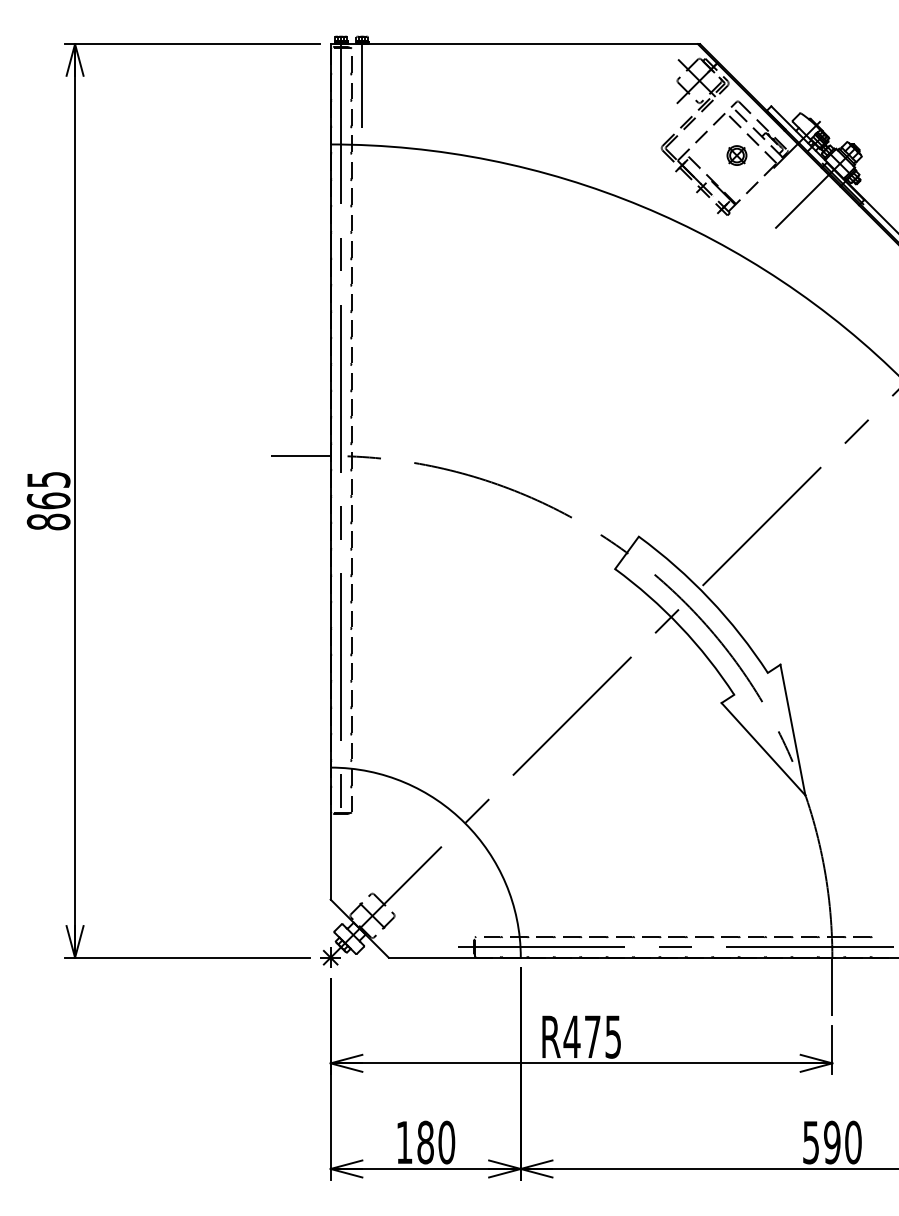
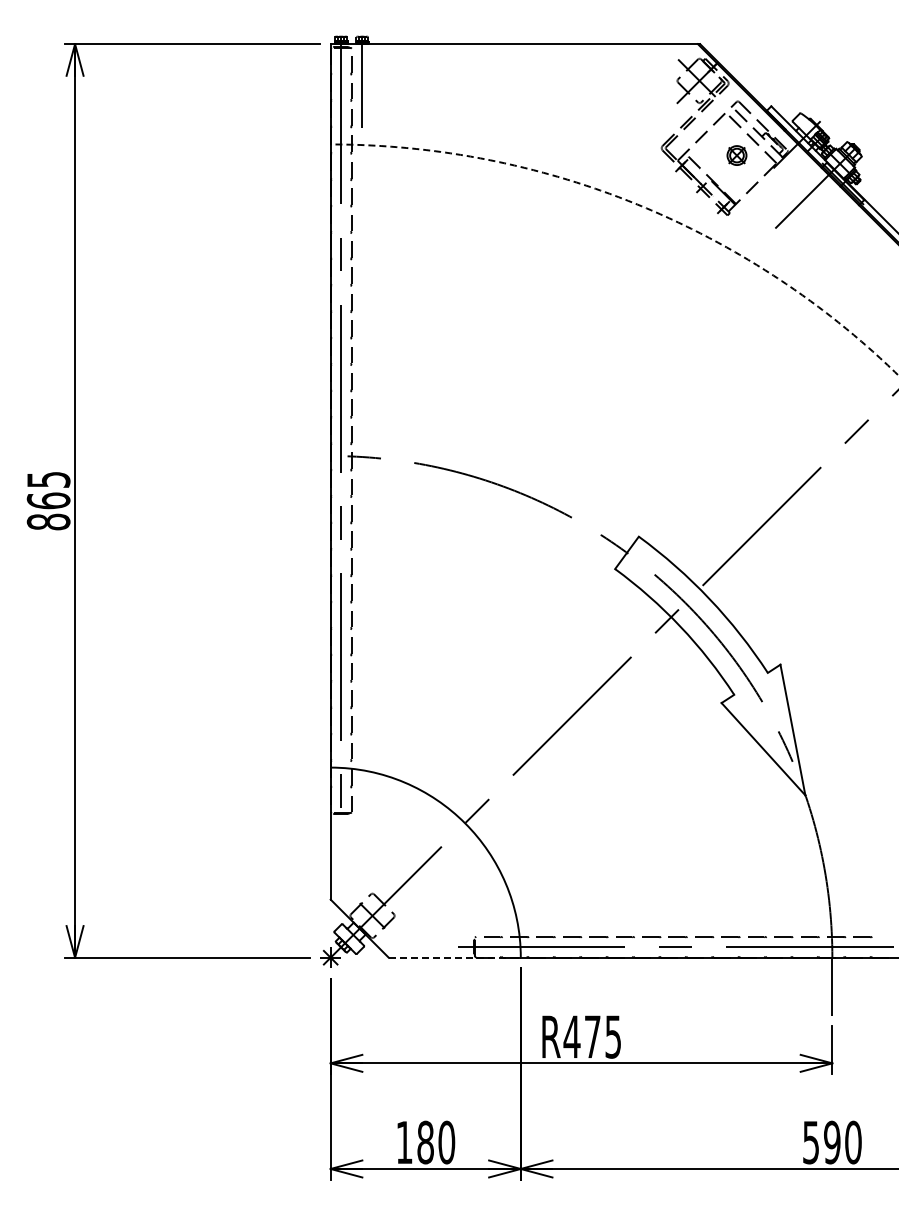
arc: solid -> dashed (637, 204)
line: present -> none (300, 456)
line: solid -> dashed (455, 957)
